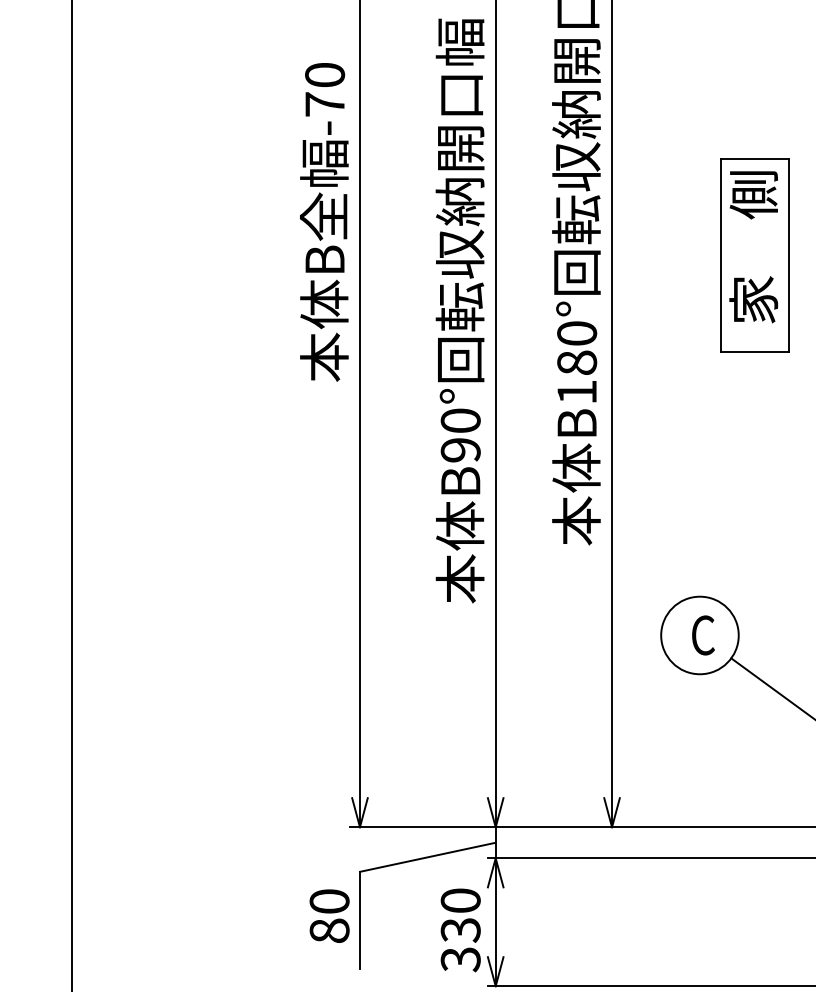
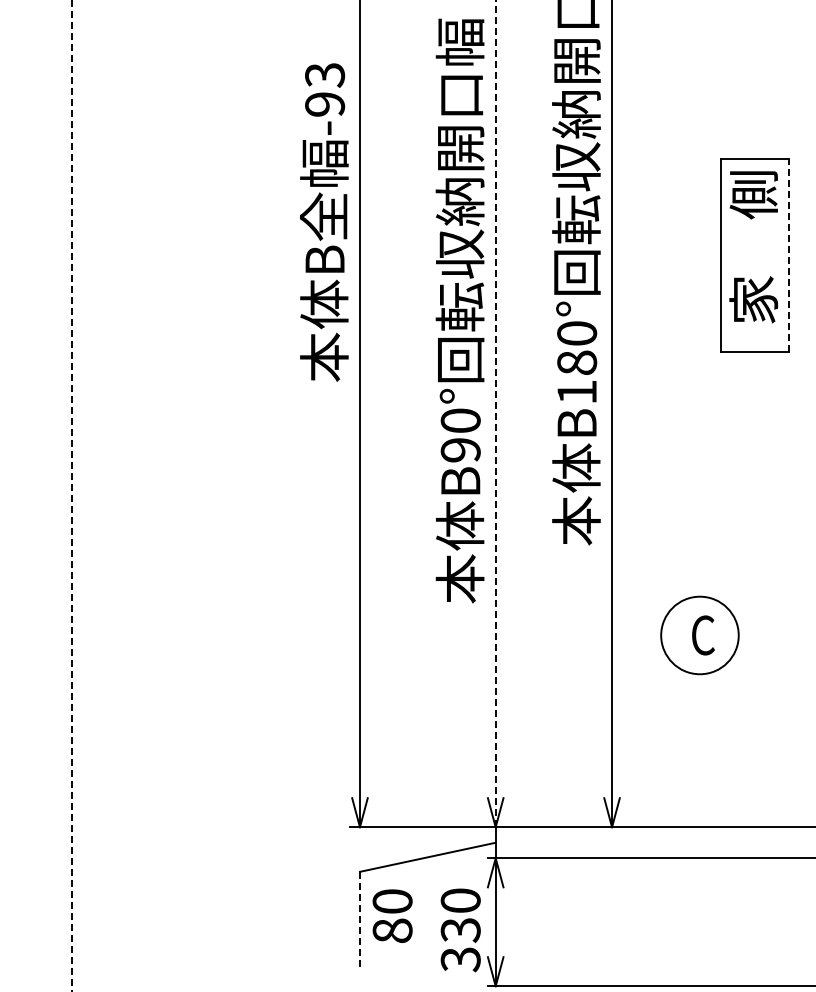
text: -70 -> -93 (325, 89)
line: solid -> dashed (788, 255)
line: solid -> dashed (495, 413)
line: solid -> dashed (72, 495)
line: present -> none (771, 687)
text position: (329, 915) -> (392, 915) (392, 915)
line: solid -> dashed (359, 920)
